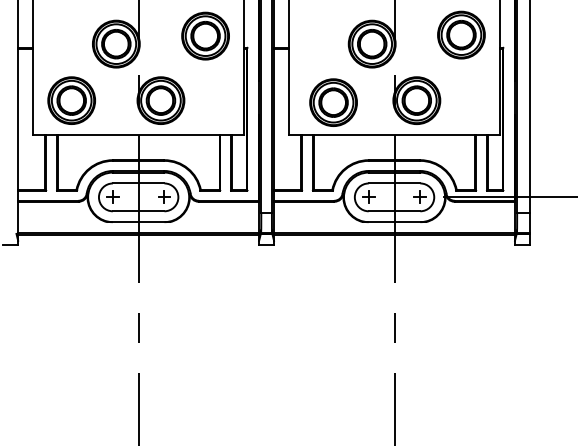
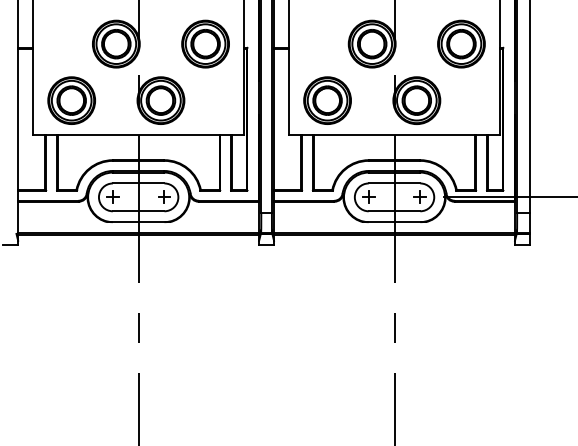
part position: (461, 34) -> (461, 43) (461, 43)
part position: (205, 35) -> (205, 43) (205, 43)
part position: (333, 102) -> (327, 100) (327, 100)
